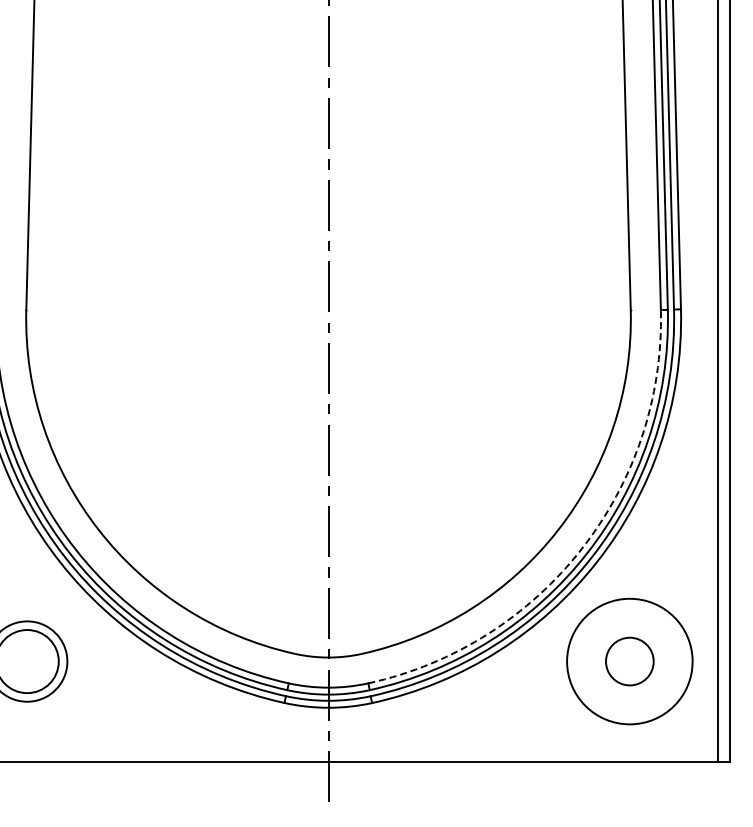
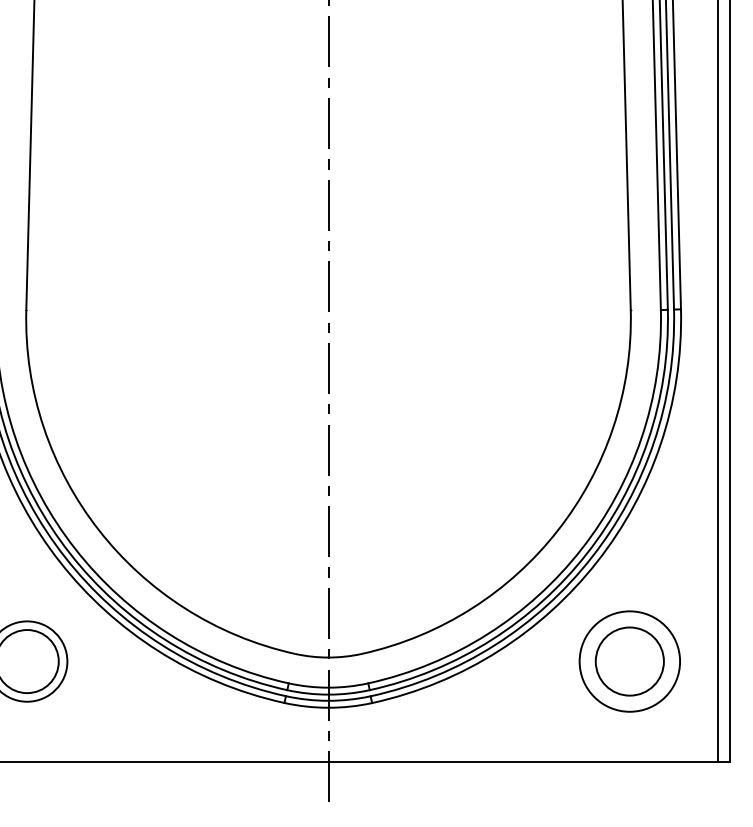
arc: dashed -> solid (581, 549)
circle diameter: 126 px -> 100 px (629, 661)
circle diameter: 48 px -> 68 px (629, 661)
